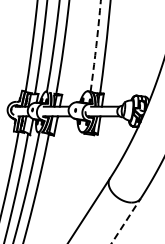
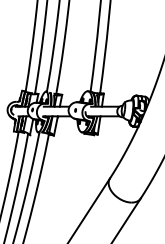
arc: dashed -> solid (96, 45)
line: dashed -> solid (126, 221)
